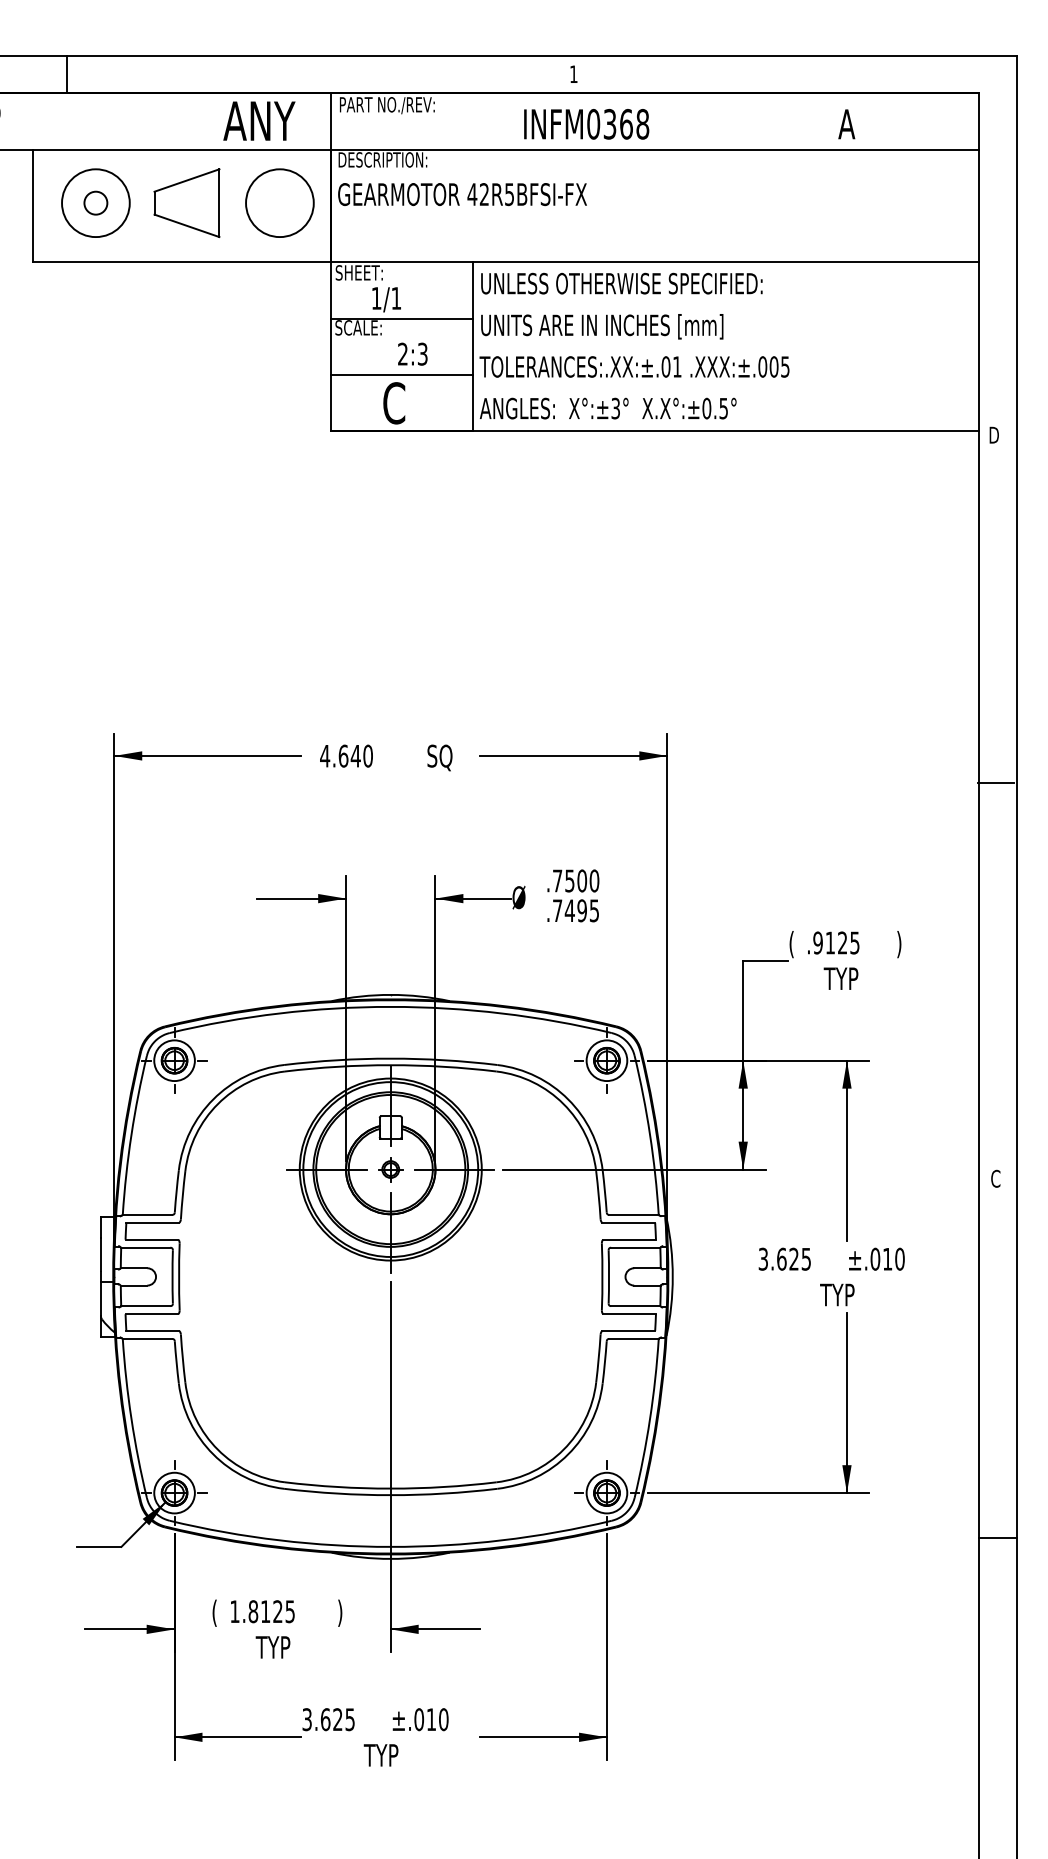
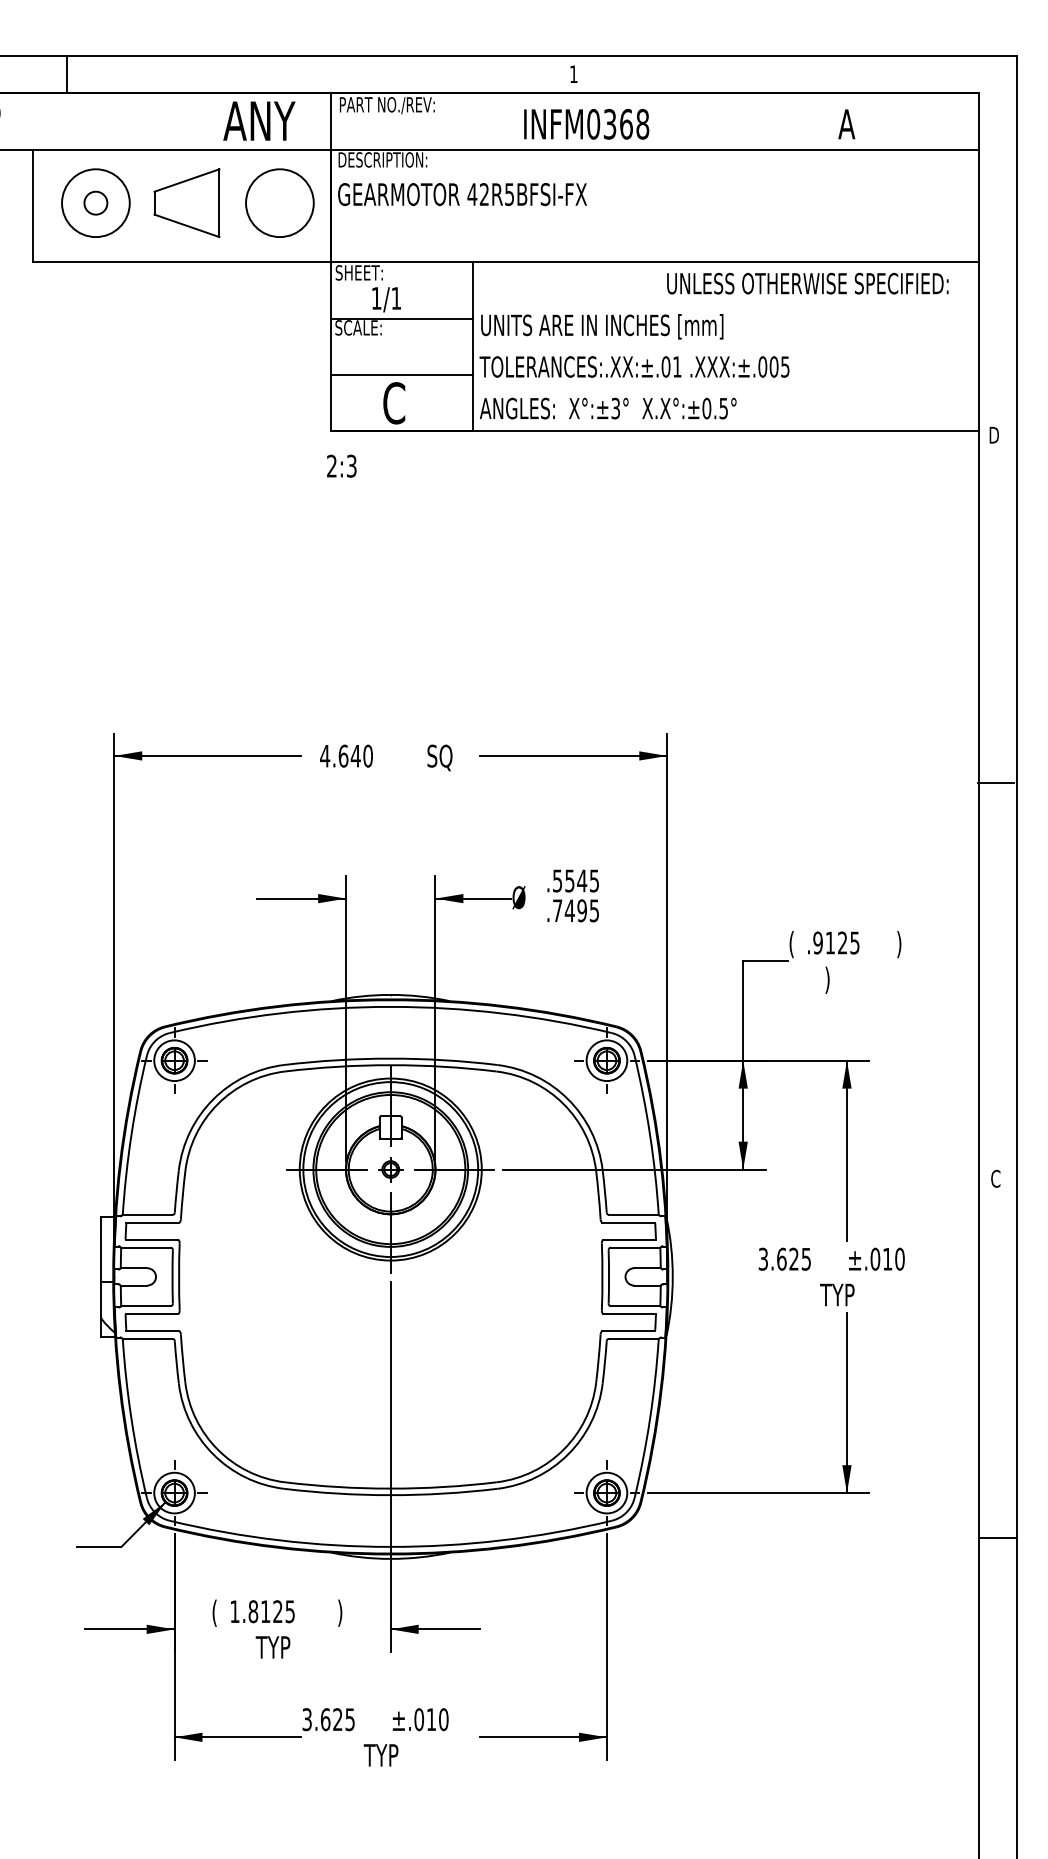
text position: (621, 283) -> (807, 283) (807, 283)
text position: (412, 353) -> (341, 465) (341, 465)
text: .7500 -> .5545 (576, 880)
text: TYP -> ) (840, 979)
